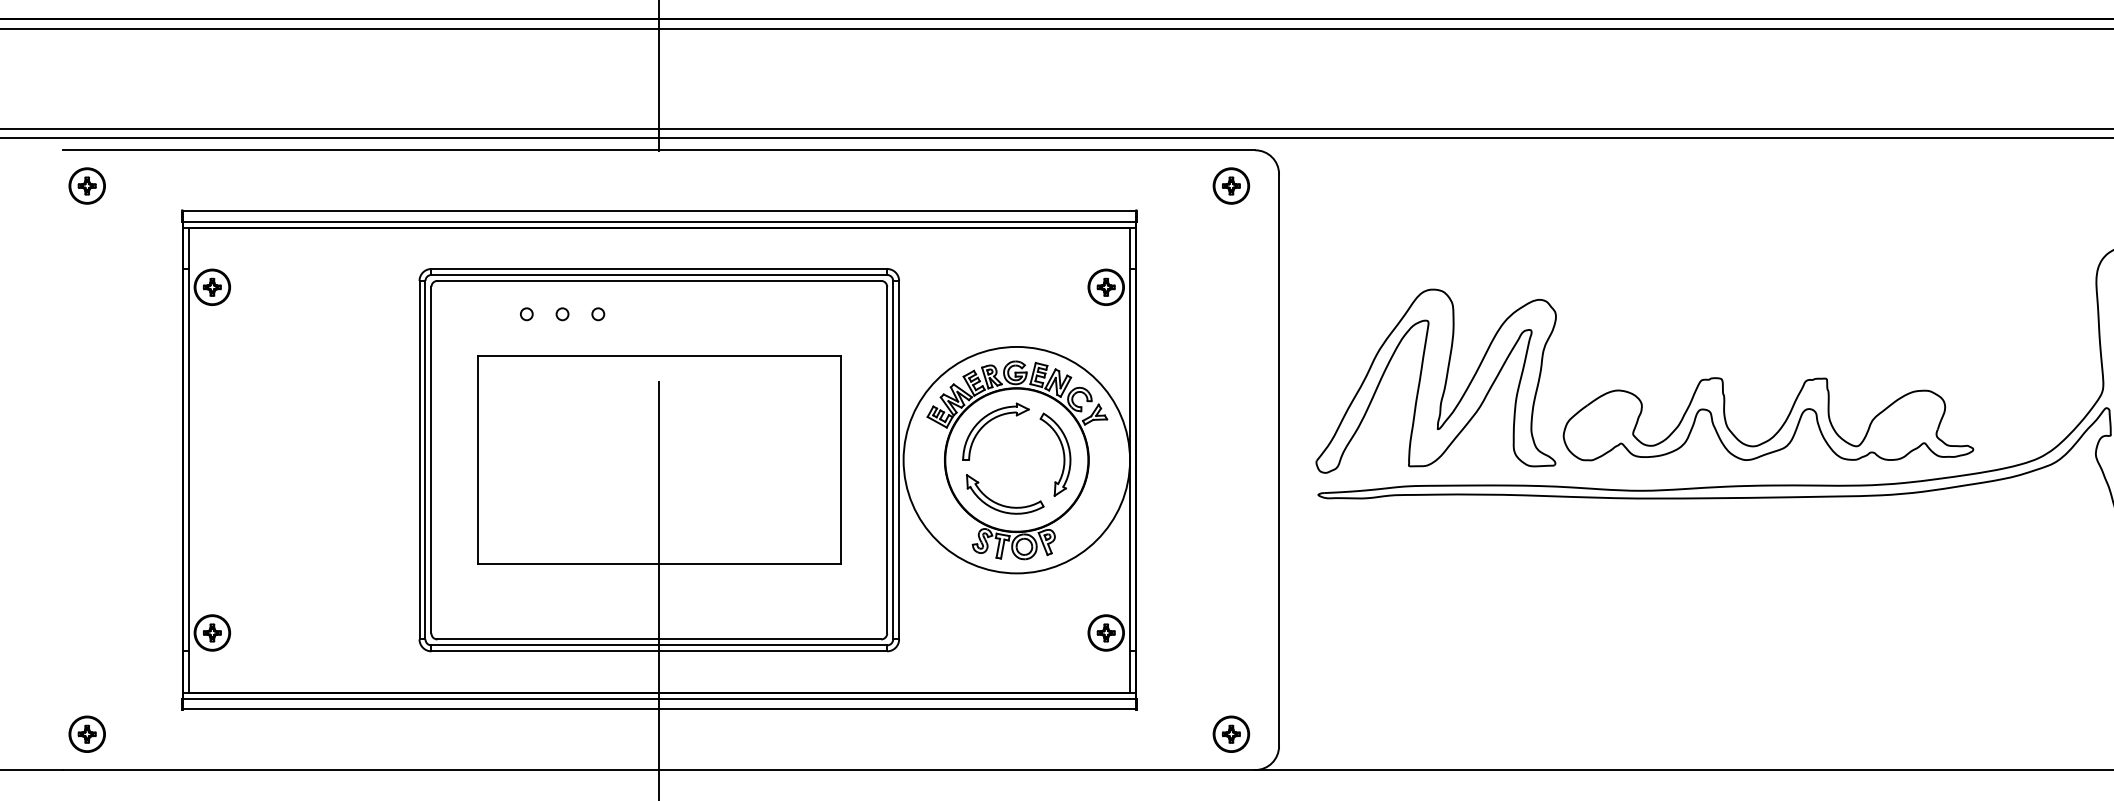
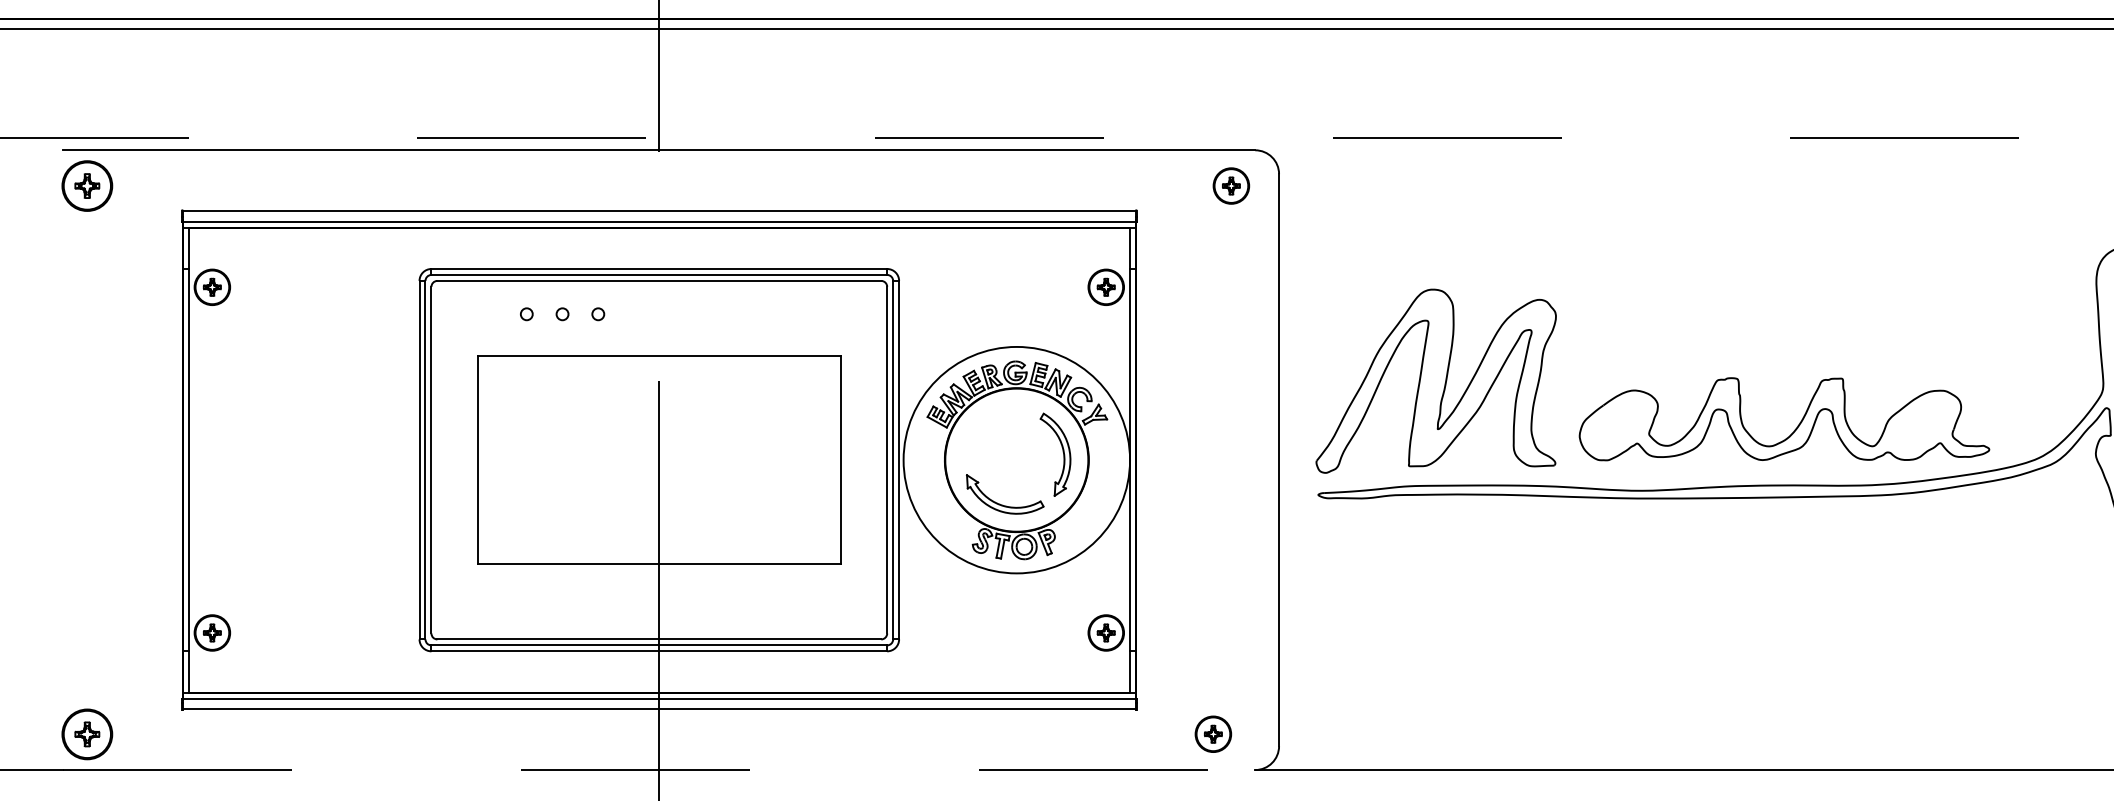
line: present -> none (1056, 128)
line: solid -> dashed (1057, 138)
part size: 38x38 px -> 53x52 px (87, 185)
part: present -> none (988, 423)
part position: (1778, 429) -> (1794, 429) (1794, 429)
part size: 38x38 px -> 53x53 px (87, 734)
part position: (1231, 733) -> (1213, 733) (1213, 733)
line: solid -> dashed (659, 770)
